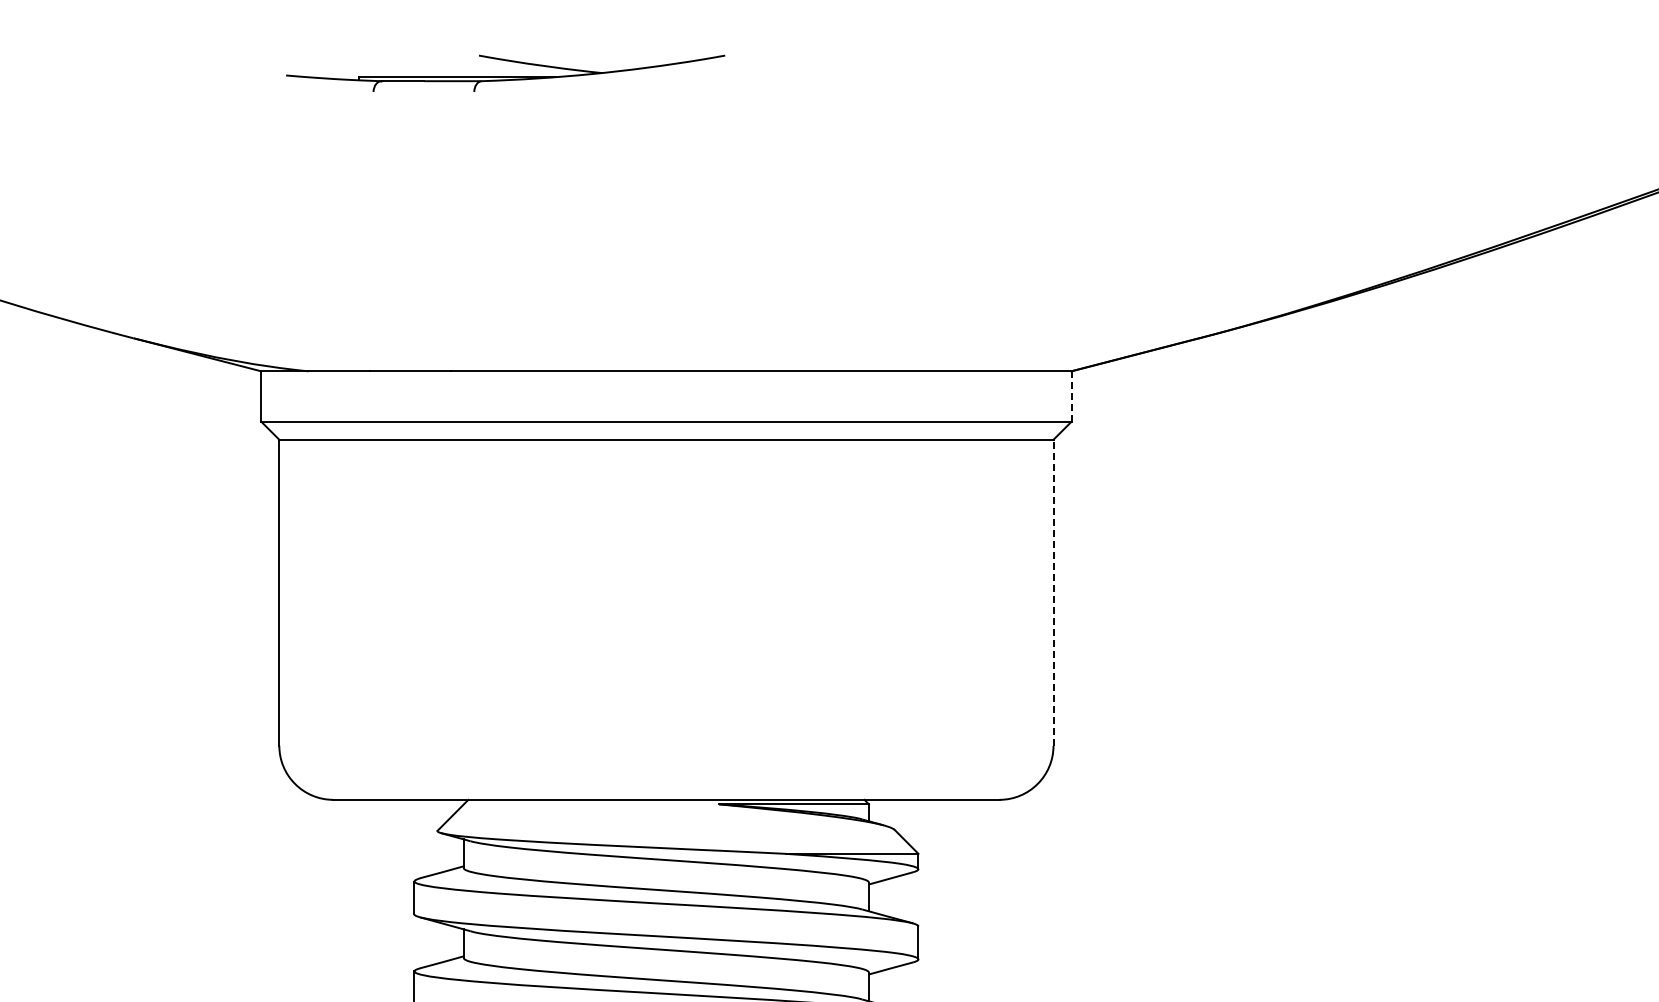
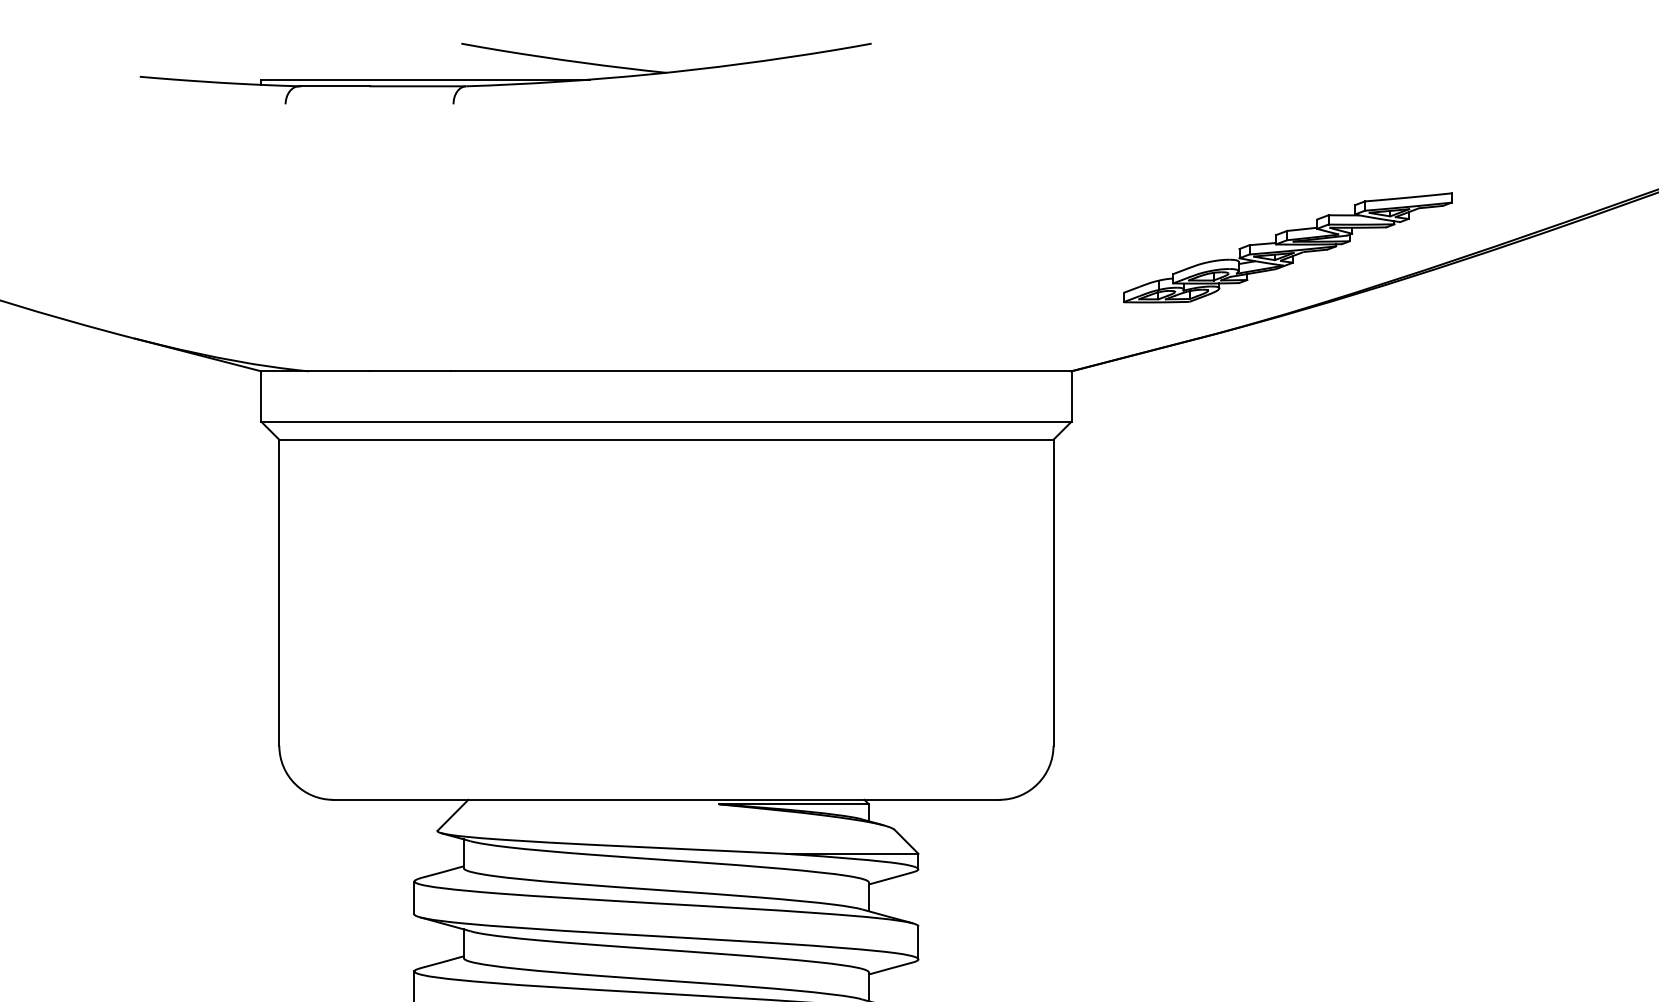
part size: 440x38 px -> 733x63 px (505, 73)
part: none -> present (1287, 247)
line: dashed -> solid (1071, 396)
line: dashed -> solid (1053, 592)
